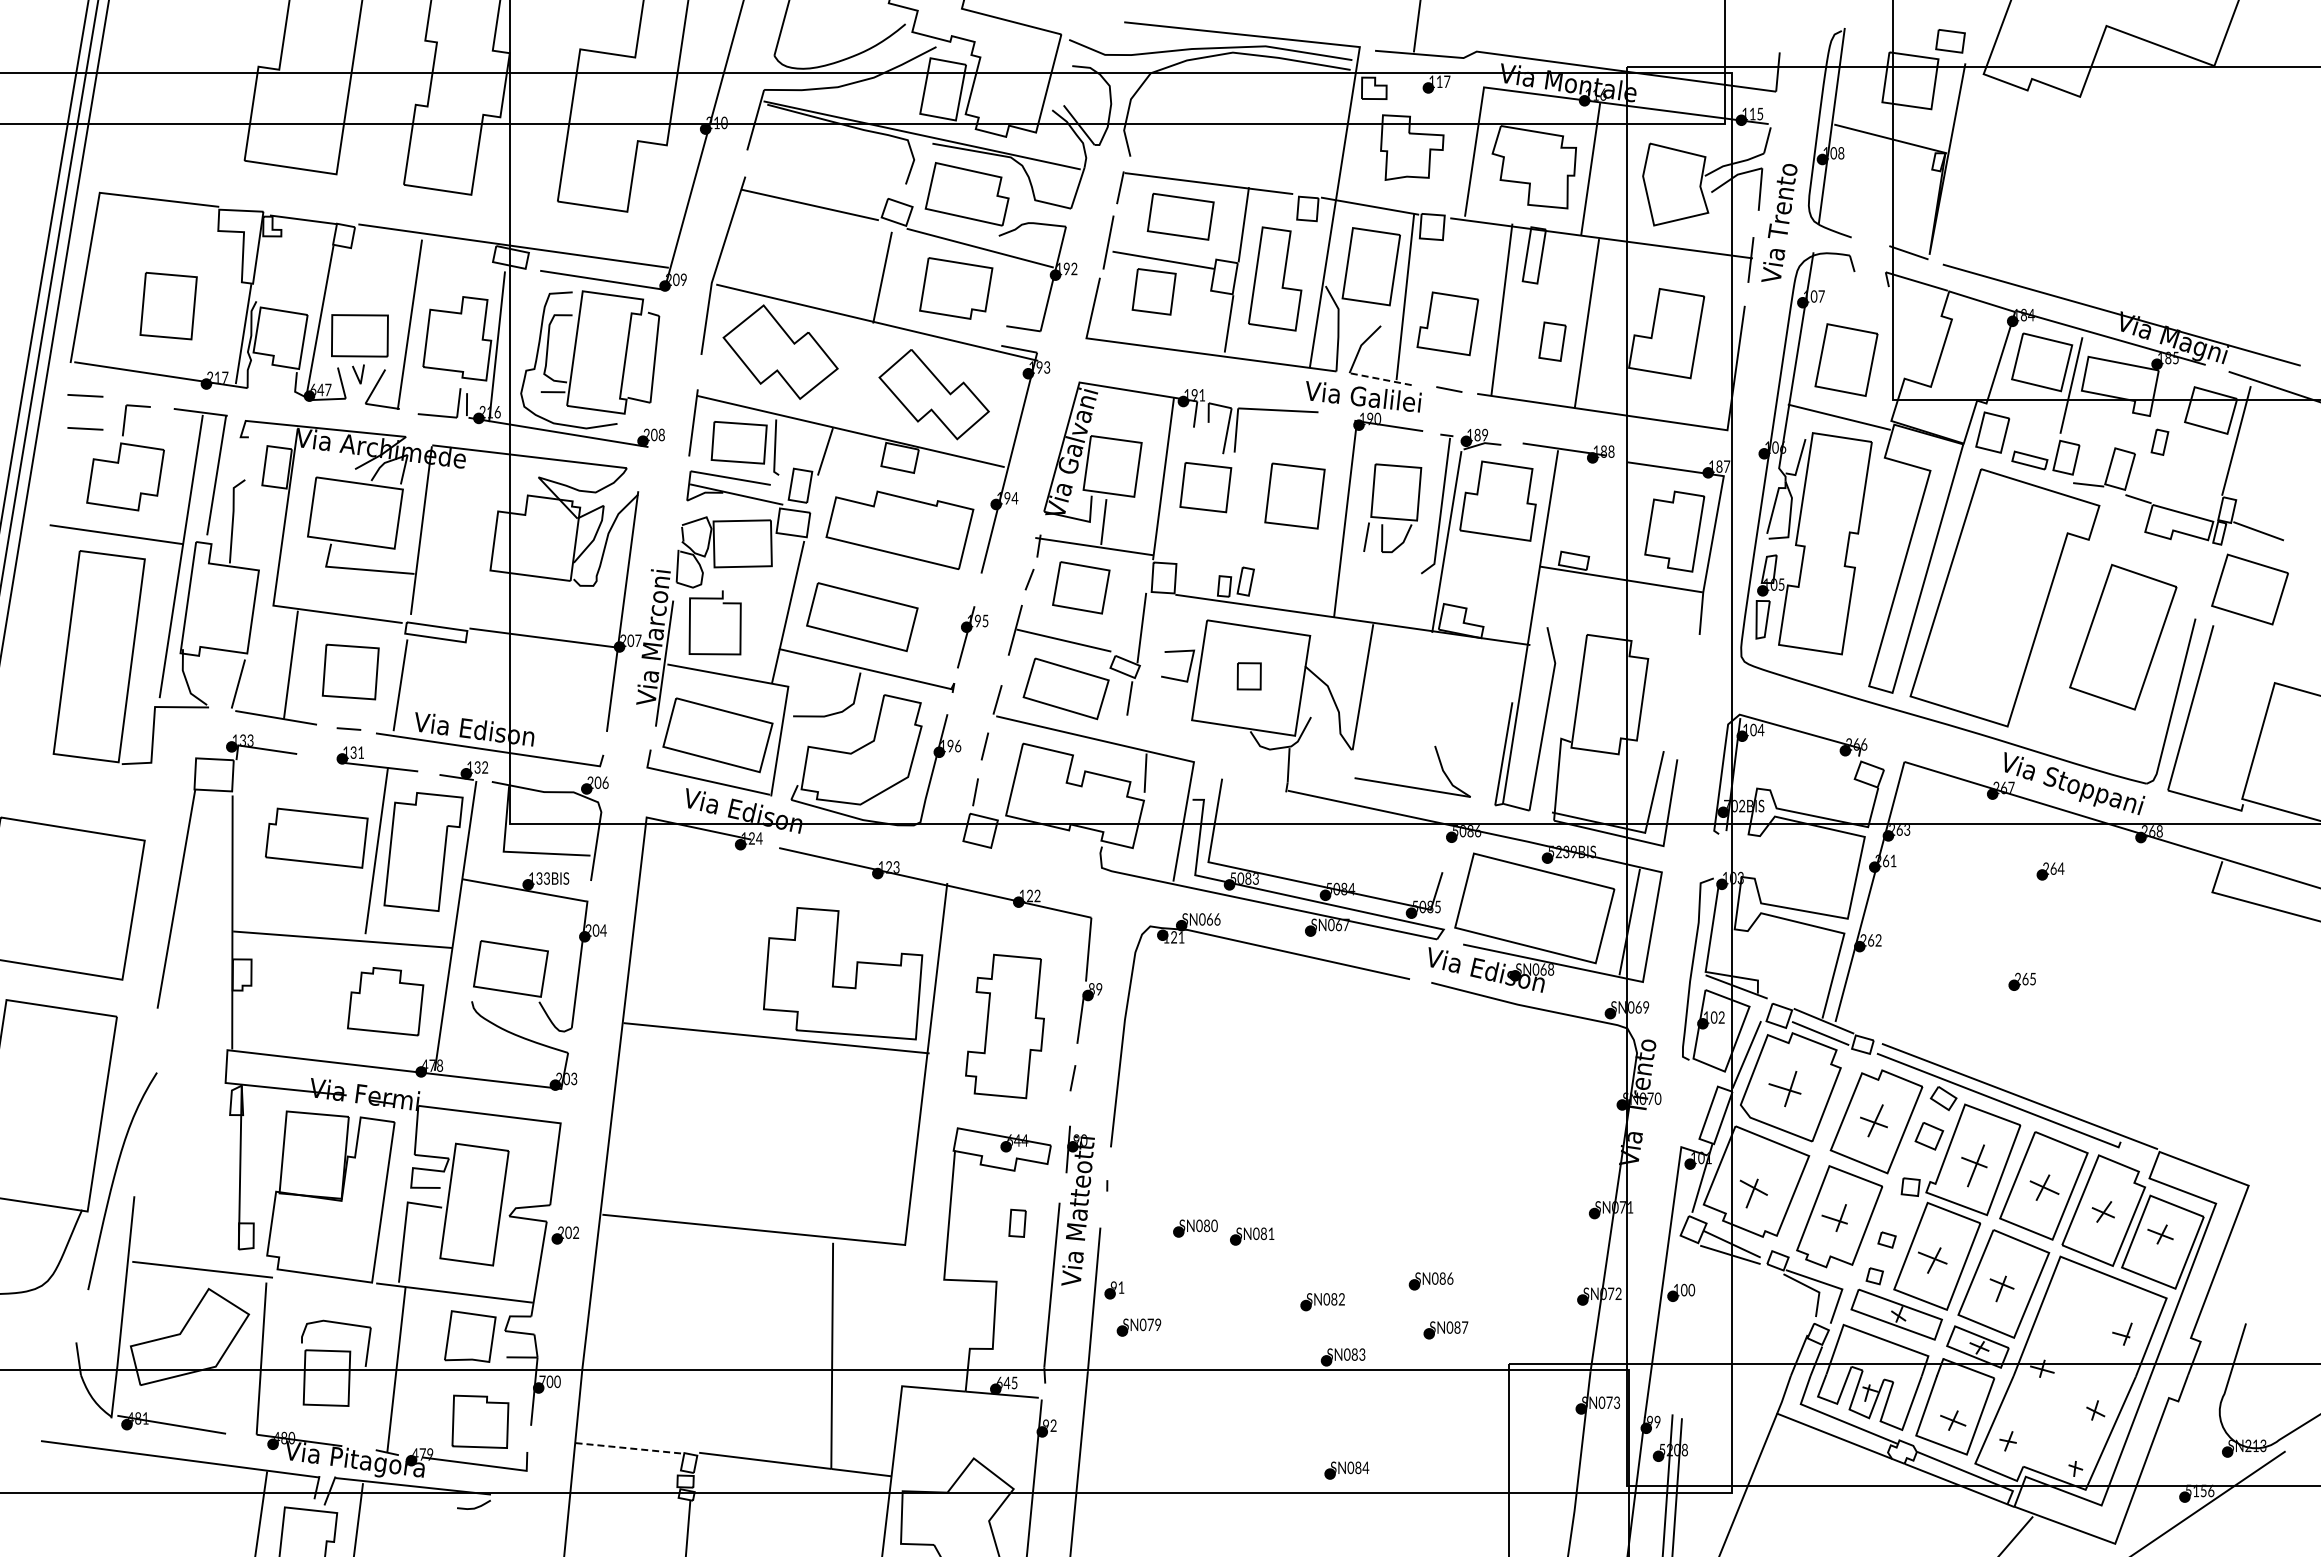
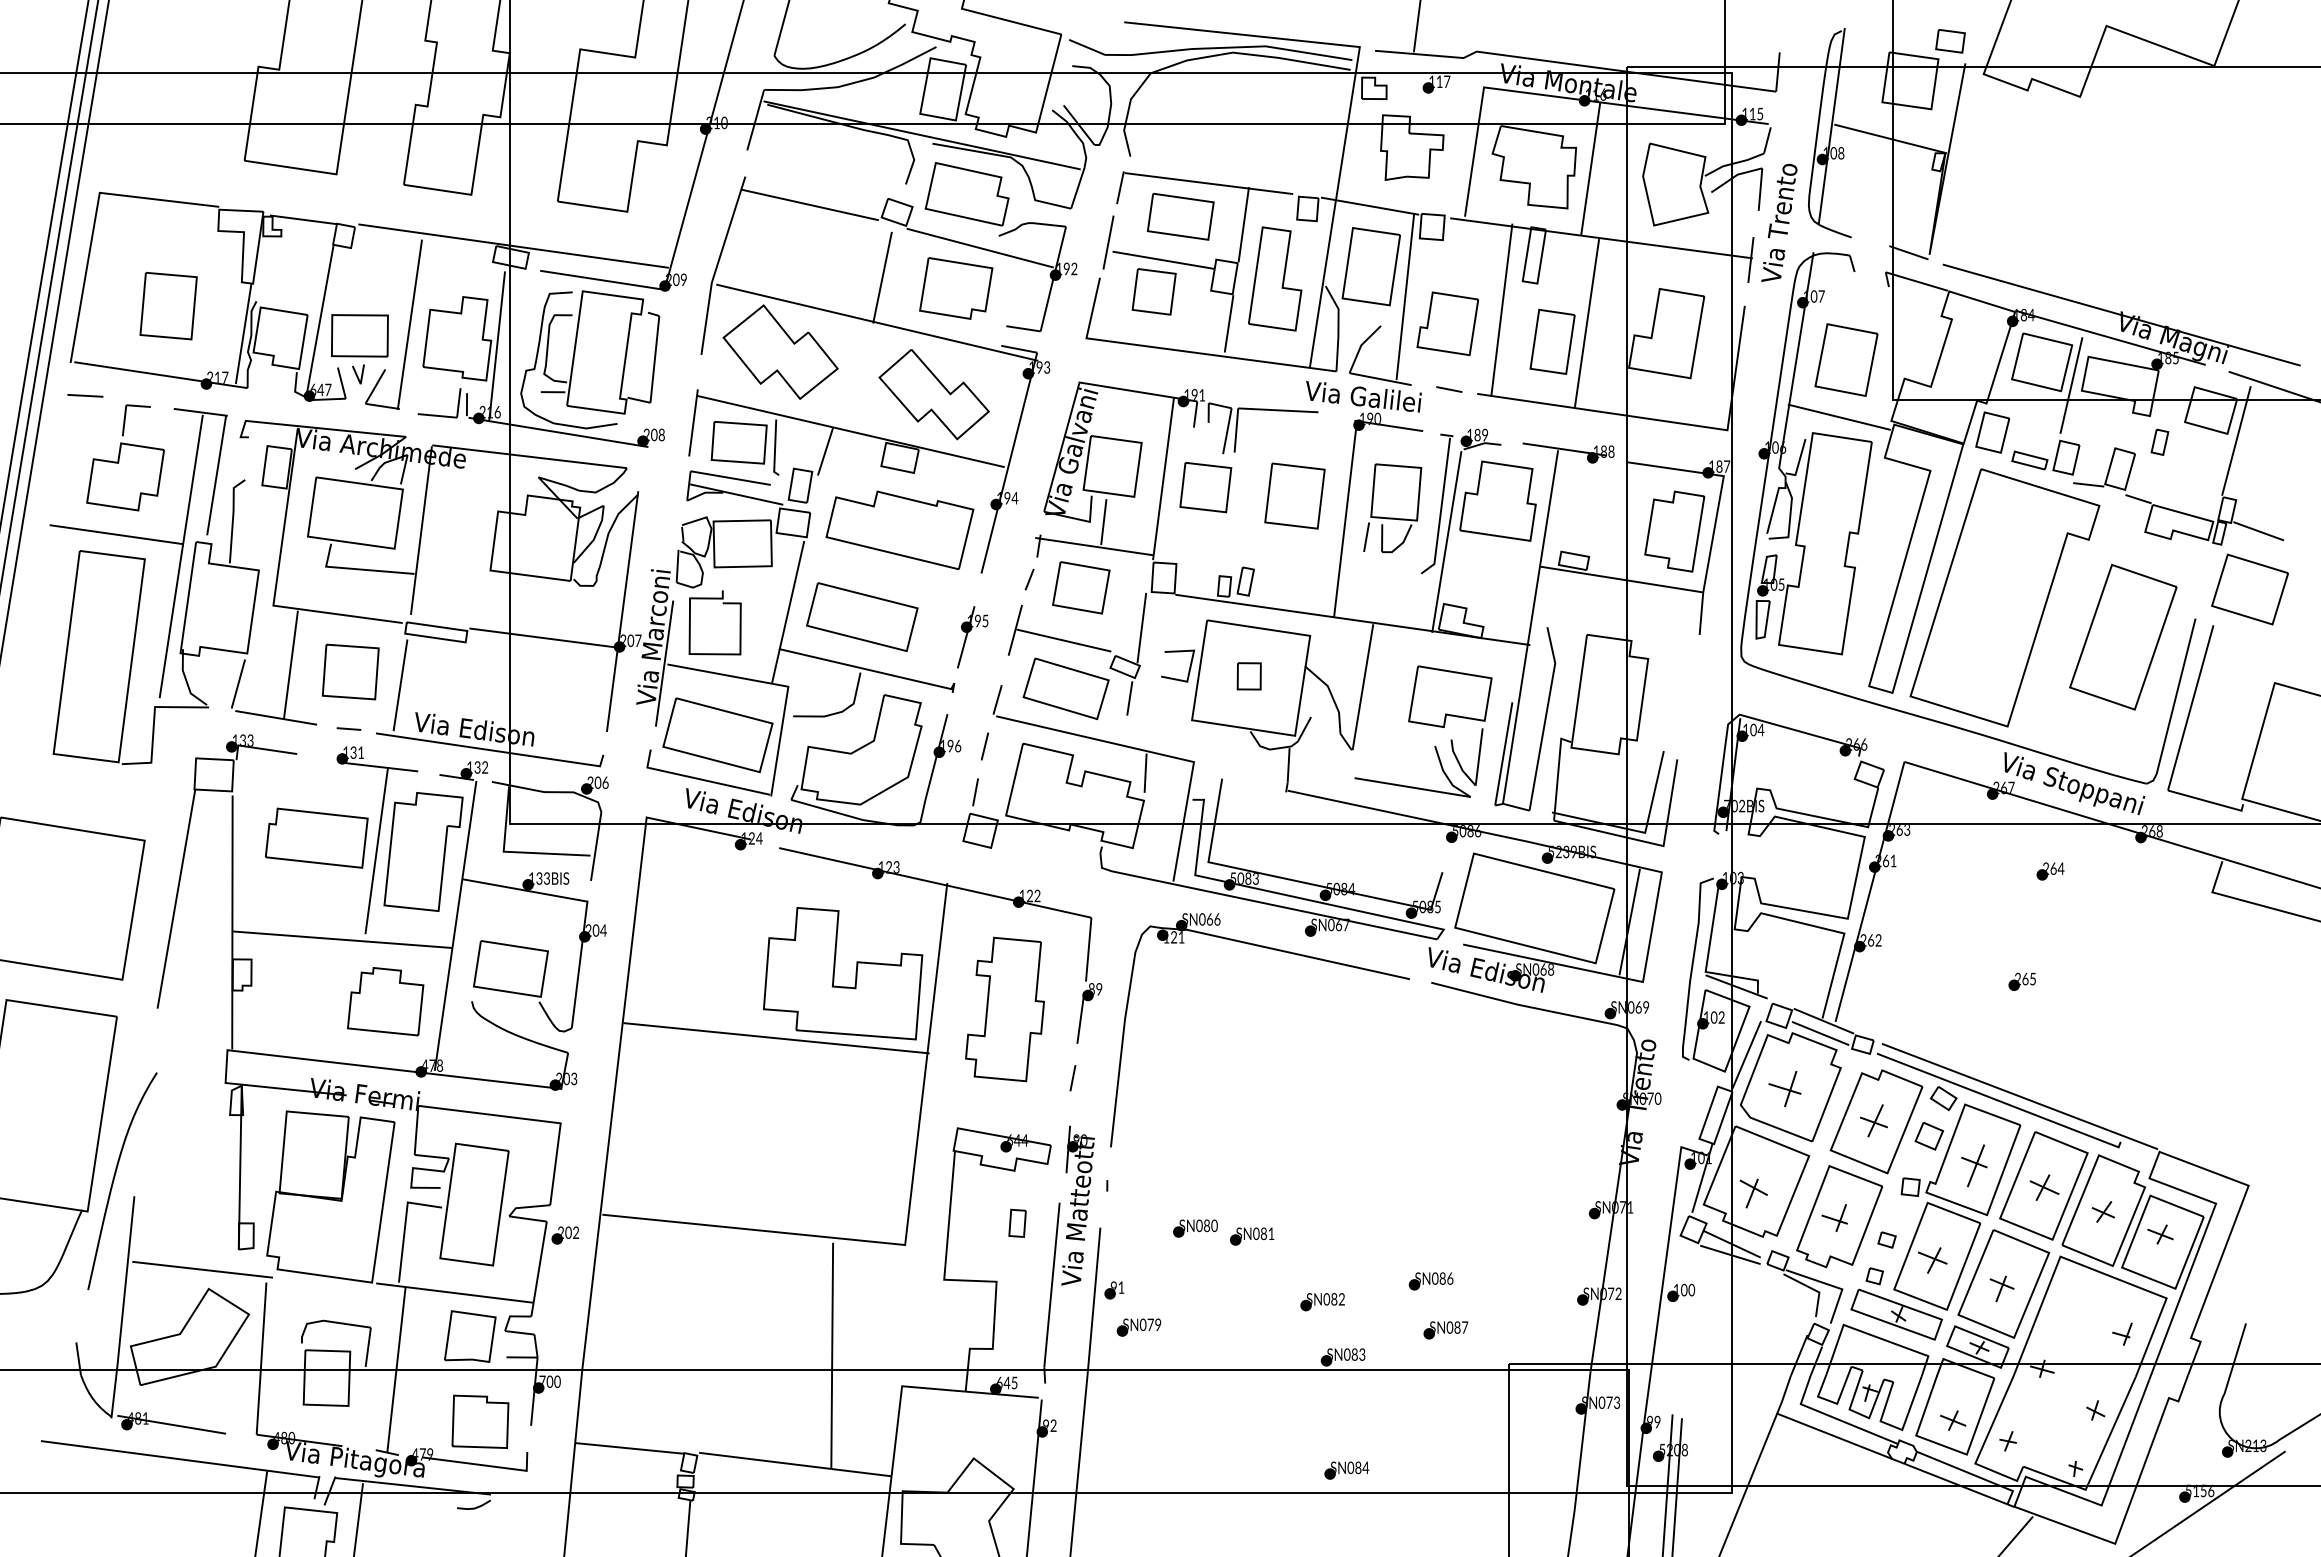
part size: 29x41 px -> 47x67 px (1552, 341)
line: dashed -> solid (1380, 379)
line: present -> none (85, 428)
part: none -> present (1450, 725)
part position: (1004, 1026) -> (1004, 1009) (1004, 1009)
line: dashed -> solid (630, 1448)
